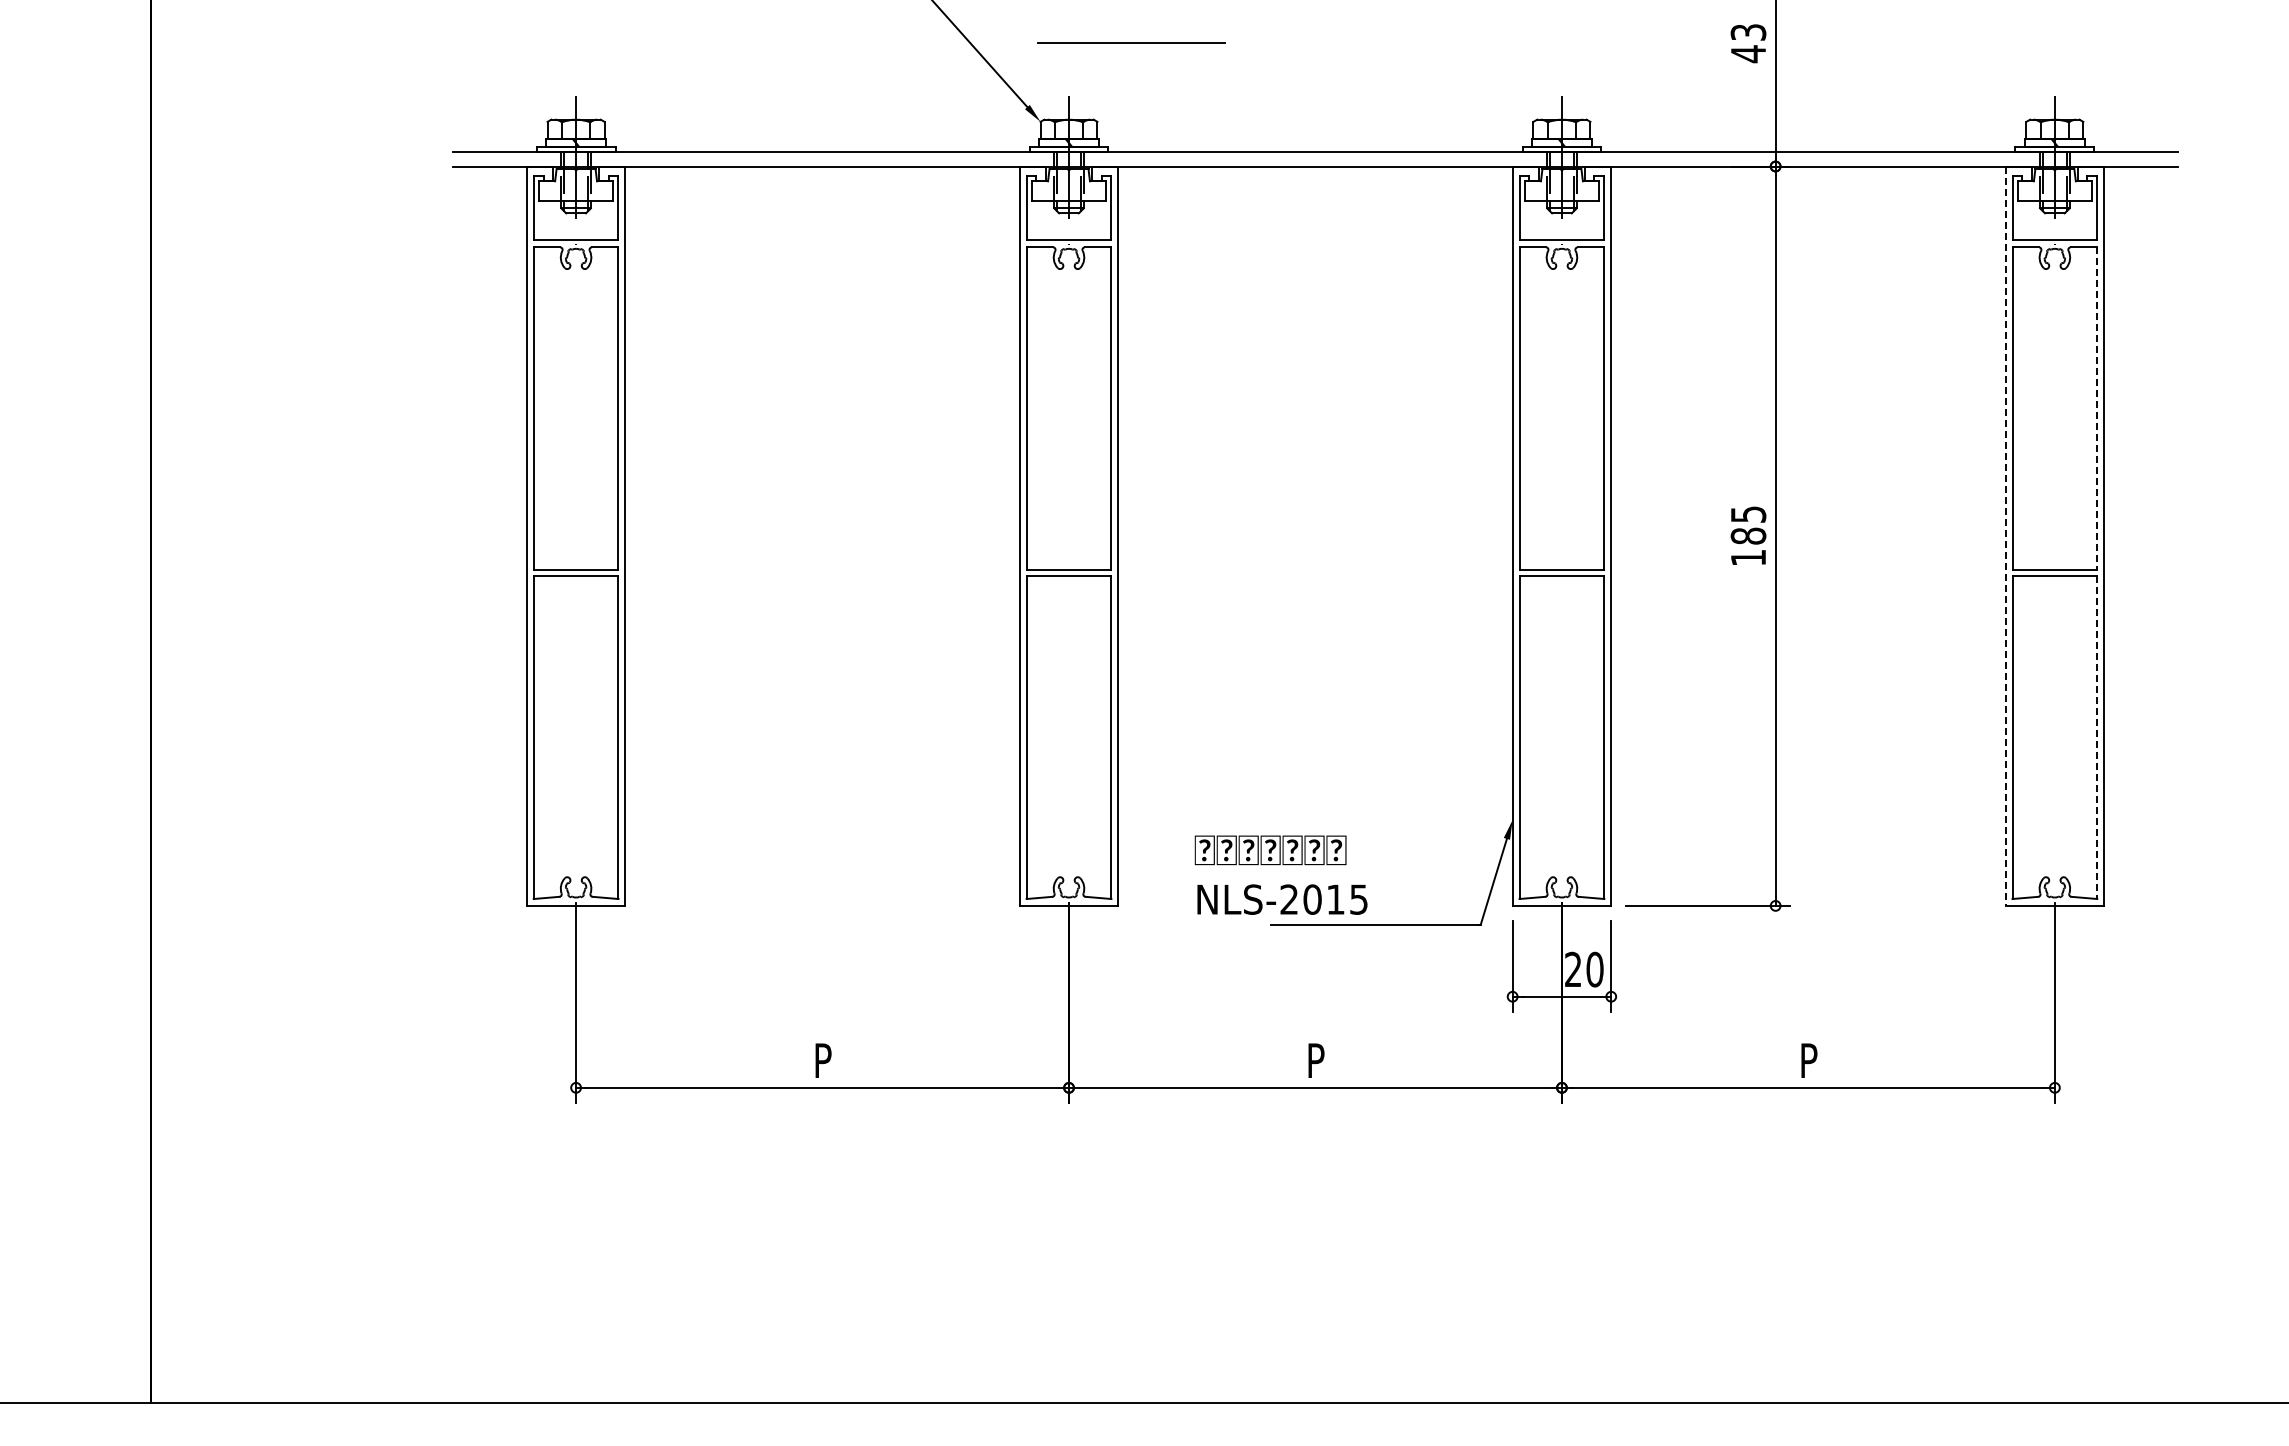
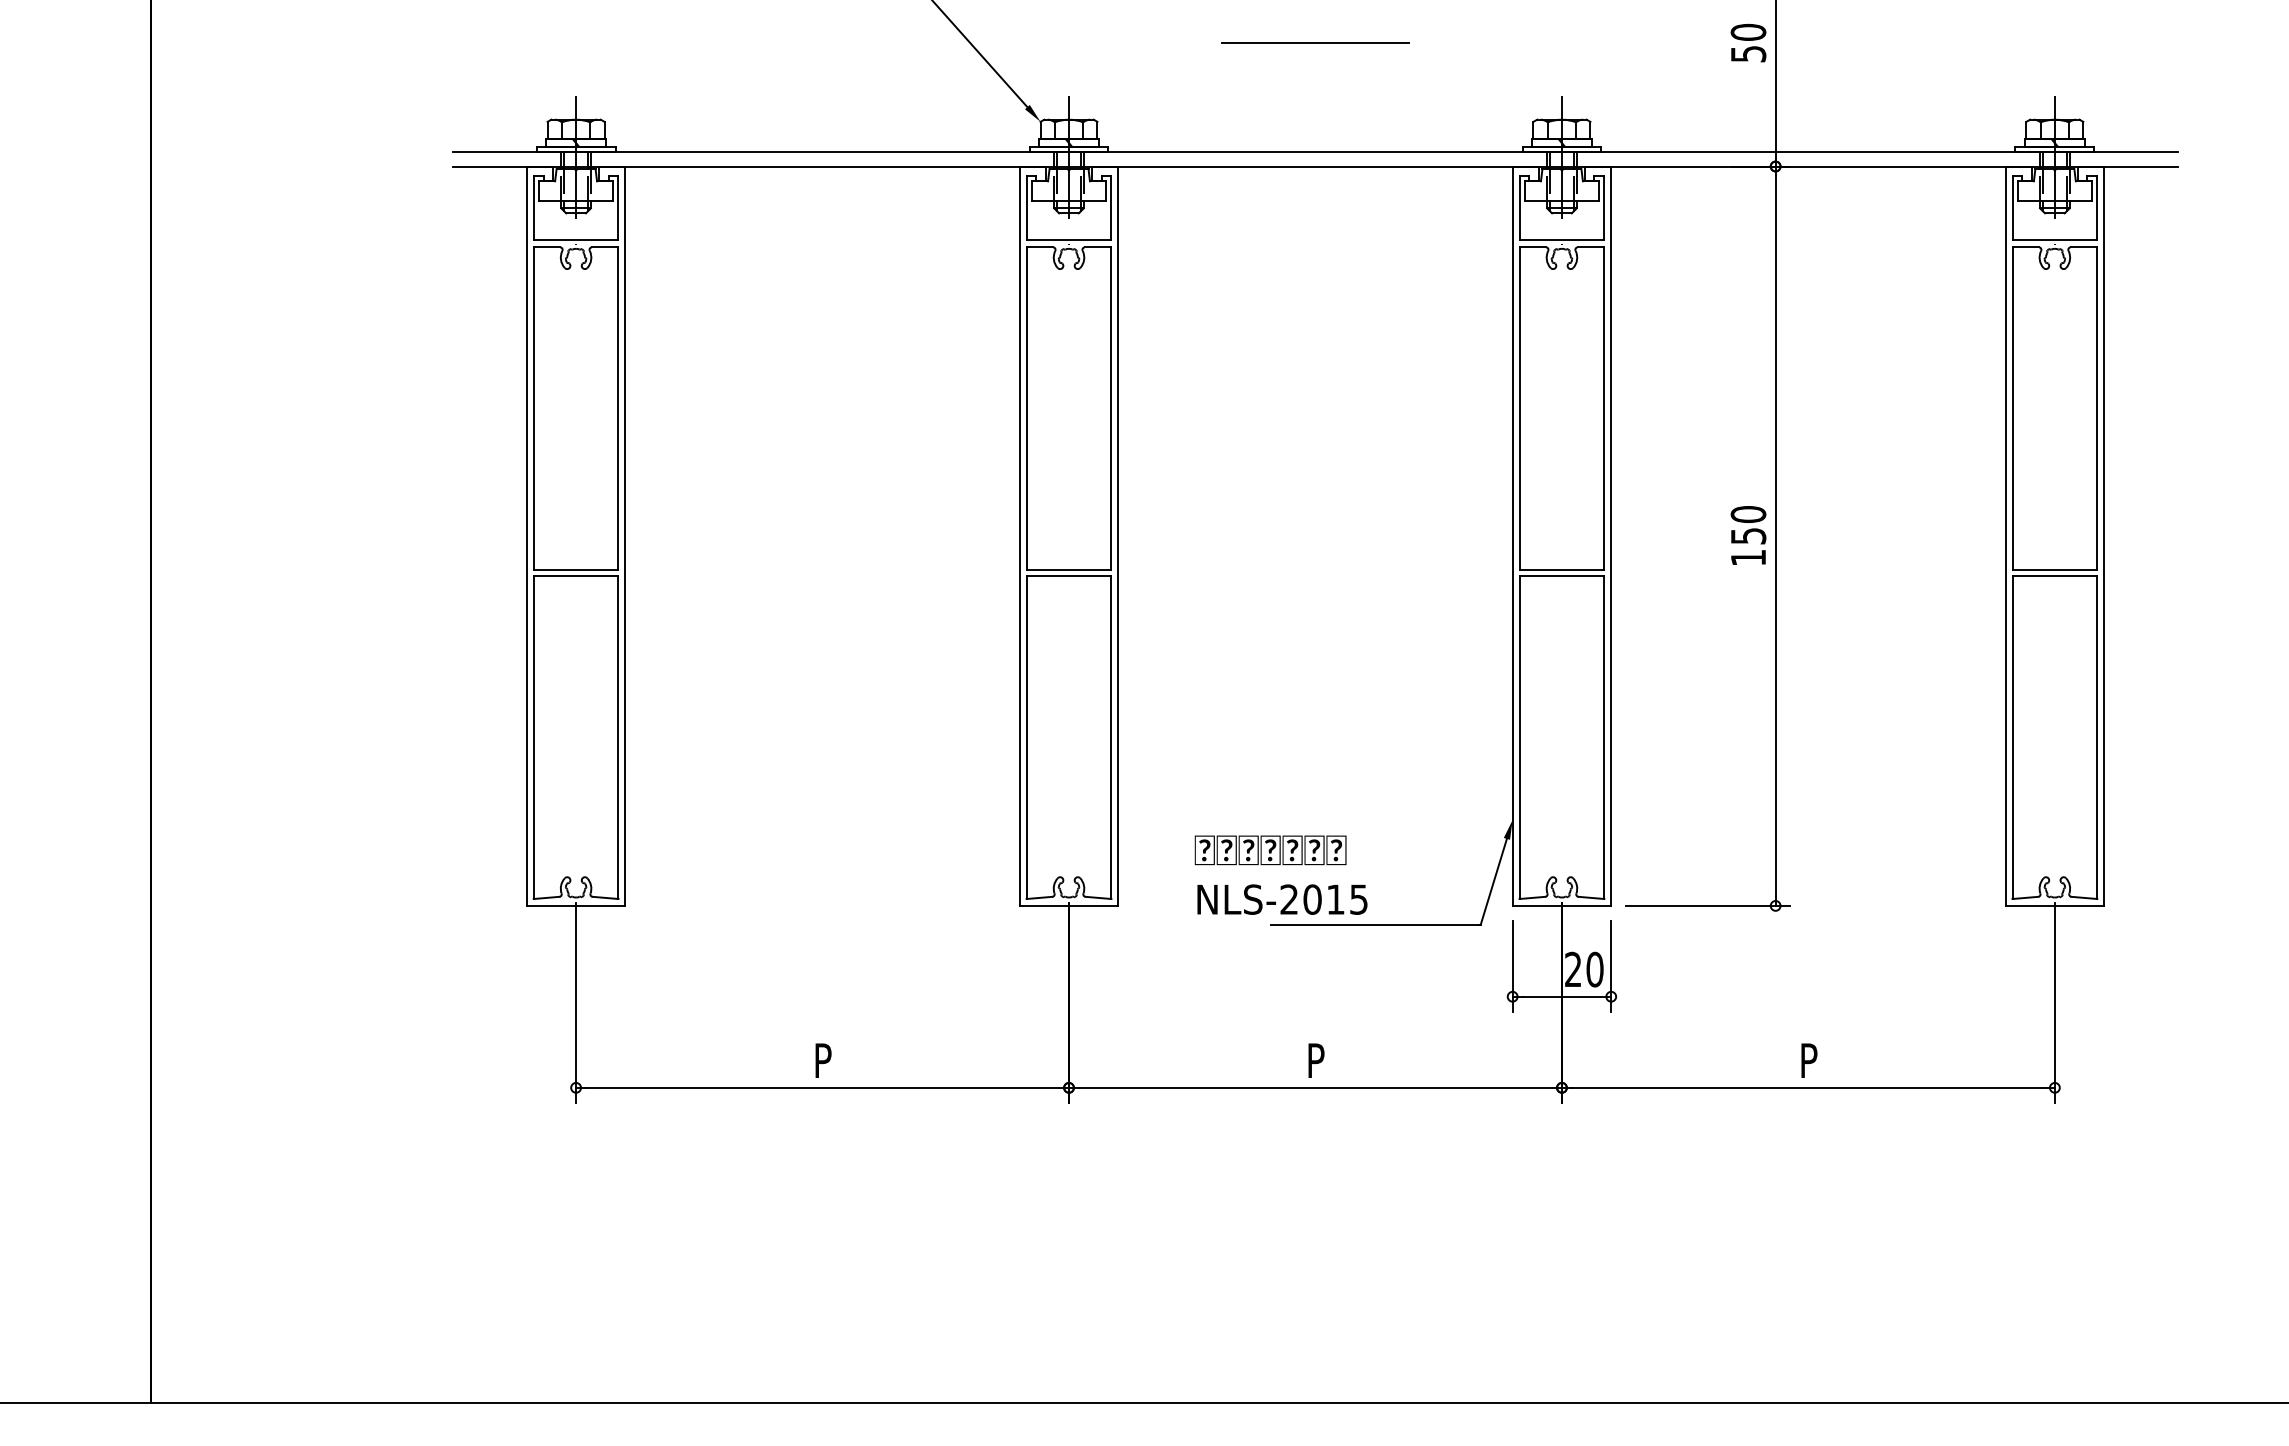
line position: (1131, 42) -> (1315, 42) (1315, 42)
text: 43 -> 50 (1748, 43)
line: dashed -> solid (2097, 409)
text: 185 -> 150 (1748, 525)
line: dashed -> solid (2005, 536)
line: dashed -> solid (2097, 738)
